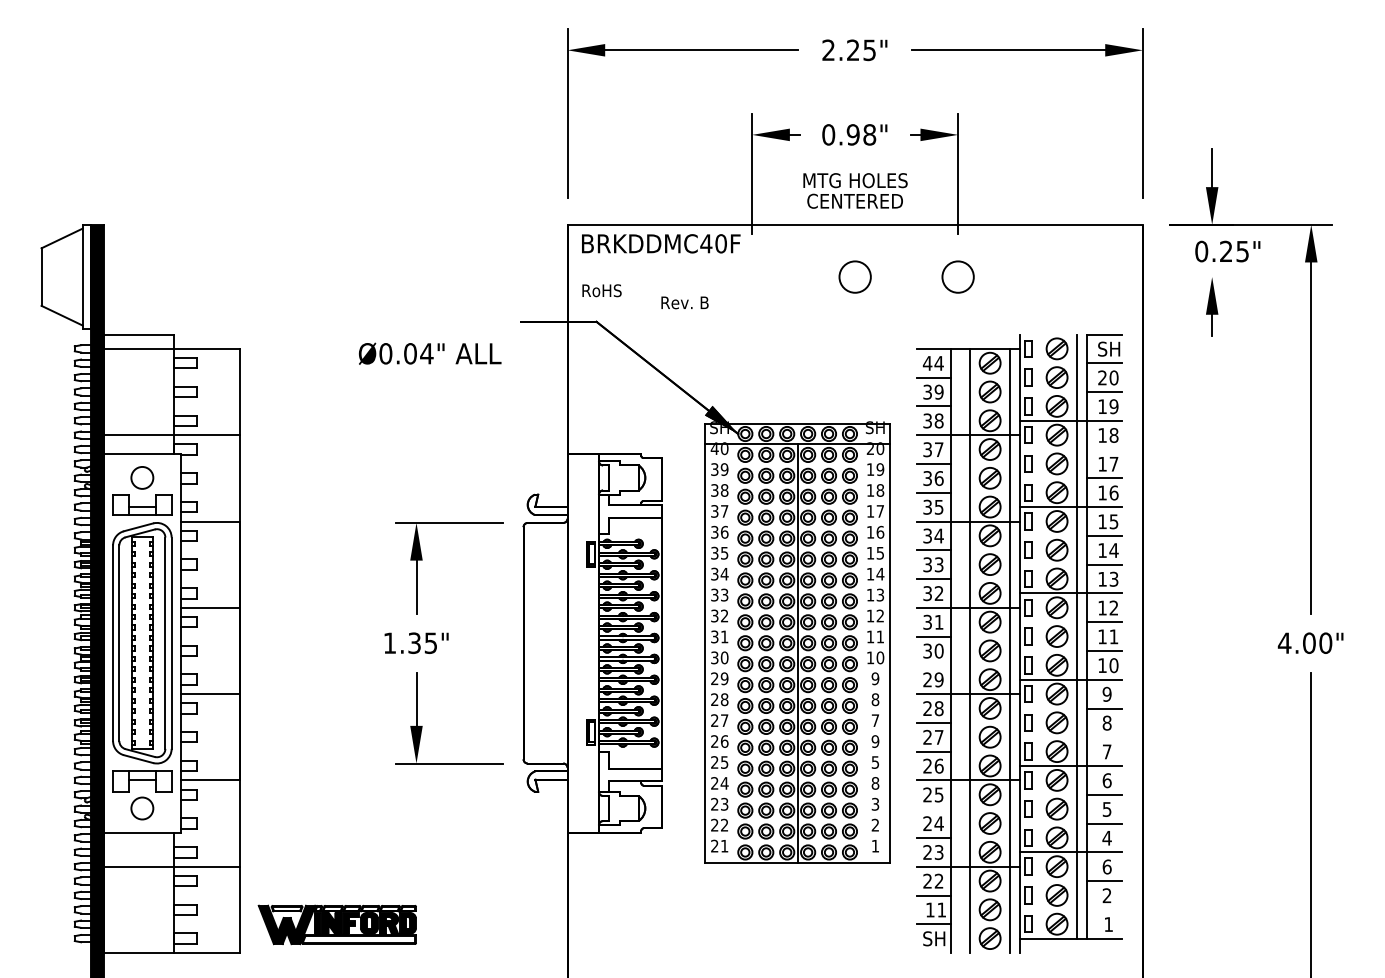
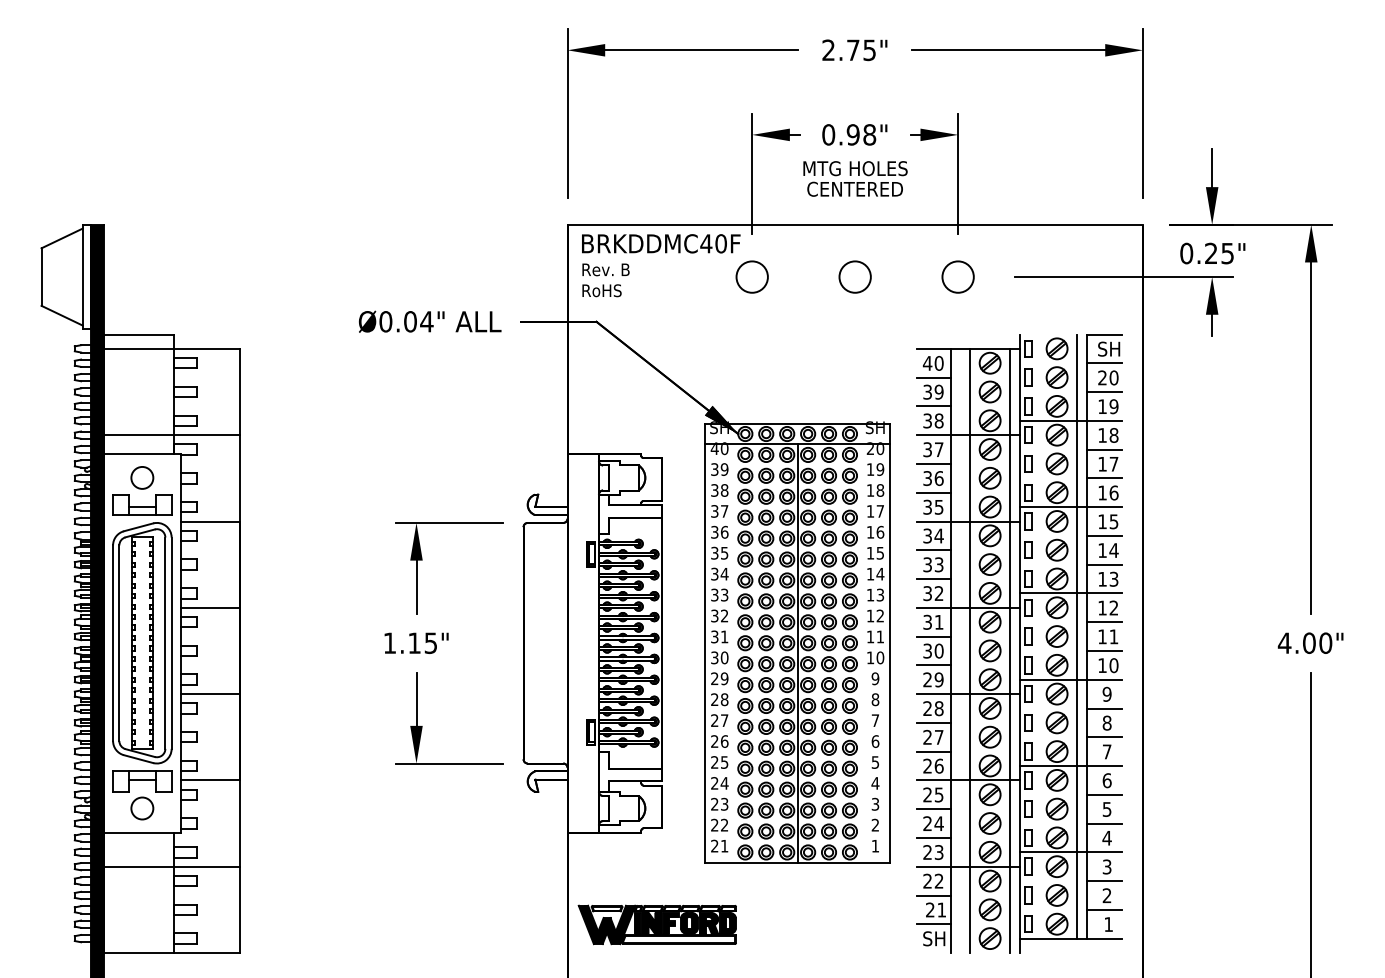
text: 2.25" -> 2.75" (853, 49)
text position: (855, 190) -> (855, 178) (855, 178)
text position: (1227, 251) -> (1212, 253) (1212, 253)
circle: none -> present (751, 276)
line: none -> present (1124, 277)
text position: (684, 302) -> (605, 269) (605, 269)
text position: (430, 353) -> (430, 321) (430, 321)
text: 44 -> 40 (938, 362)
line: none -> present (1104, 449)
text: 1.35" -> 1.15" (414, 643)
line: none -> present (933, 665)
line: none -> present (1104, 737)
text: 9 -> 6 (875, 741)
text: 8 -> 4 (875, 783)
line: none -> present (933, 809)
text: 6 -> 3 (1106, 866)
text: 11 -> 21 (930, 909)
line: none -> present (1104, 909)
part position: (336, 924) -> (656, 924) (656, 924)
